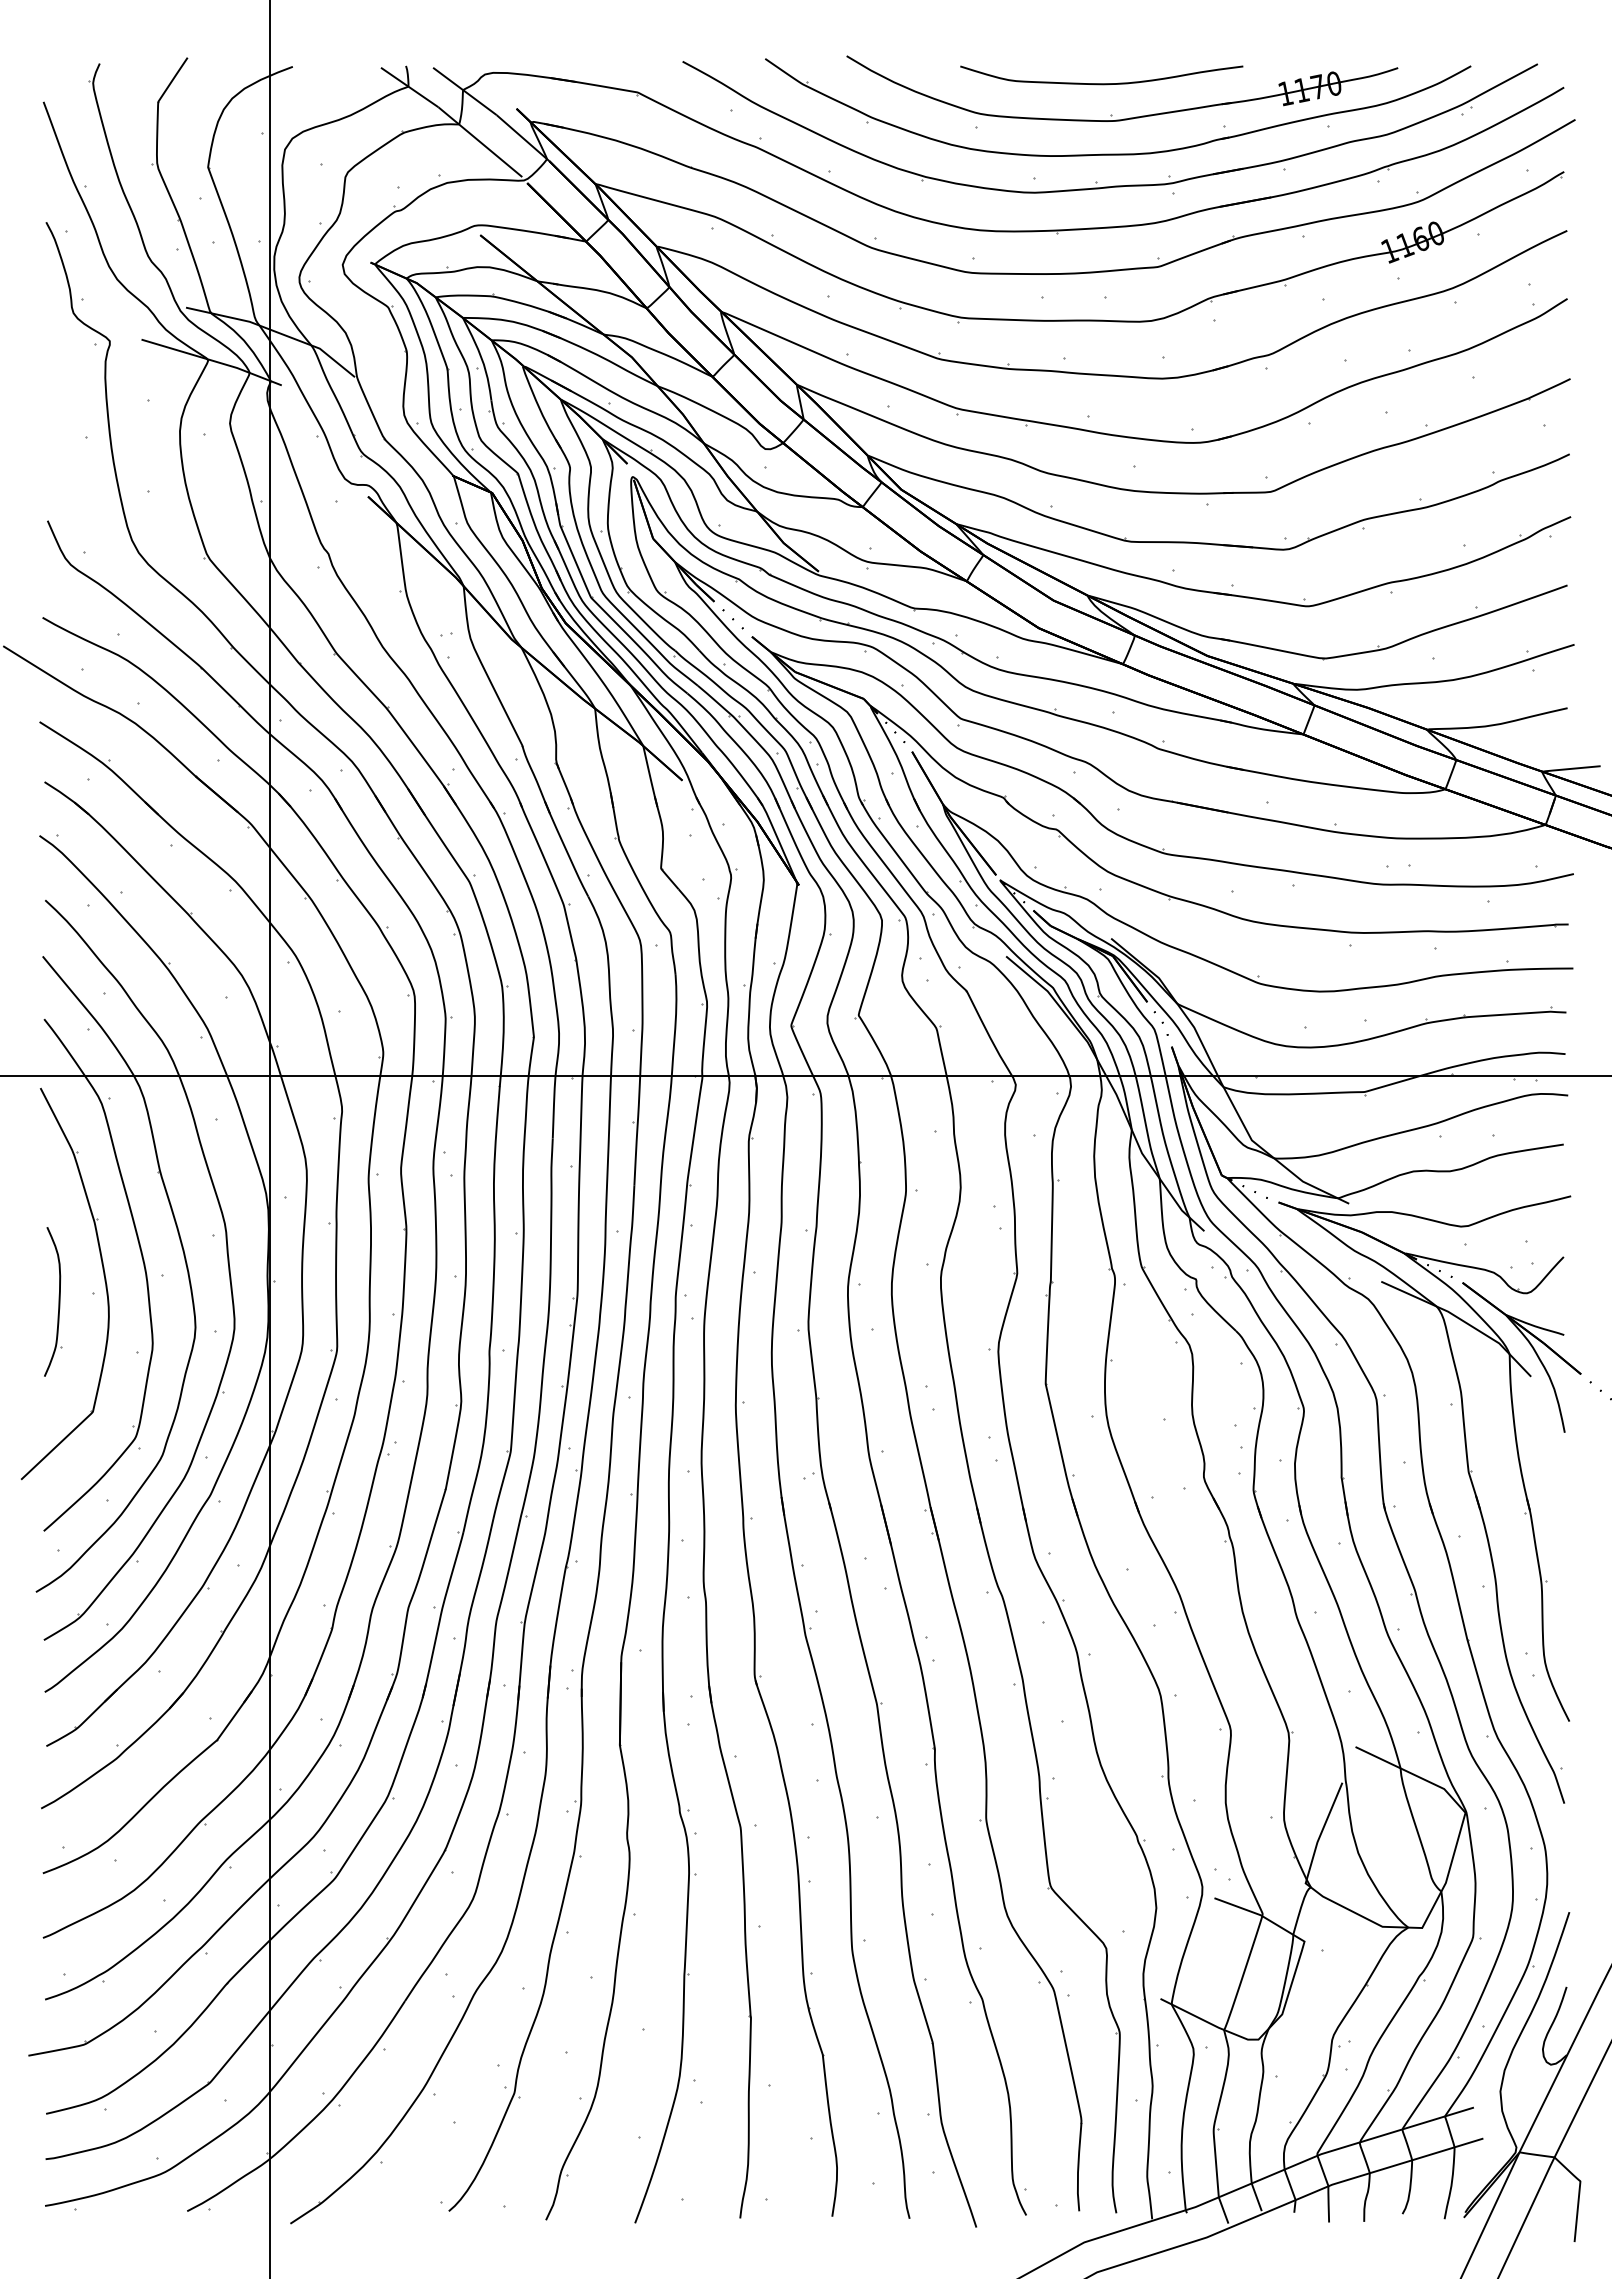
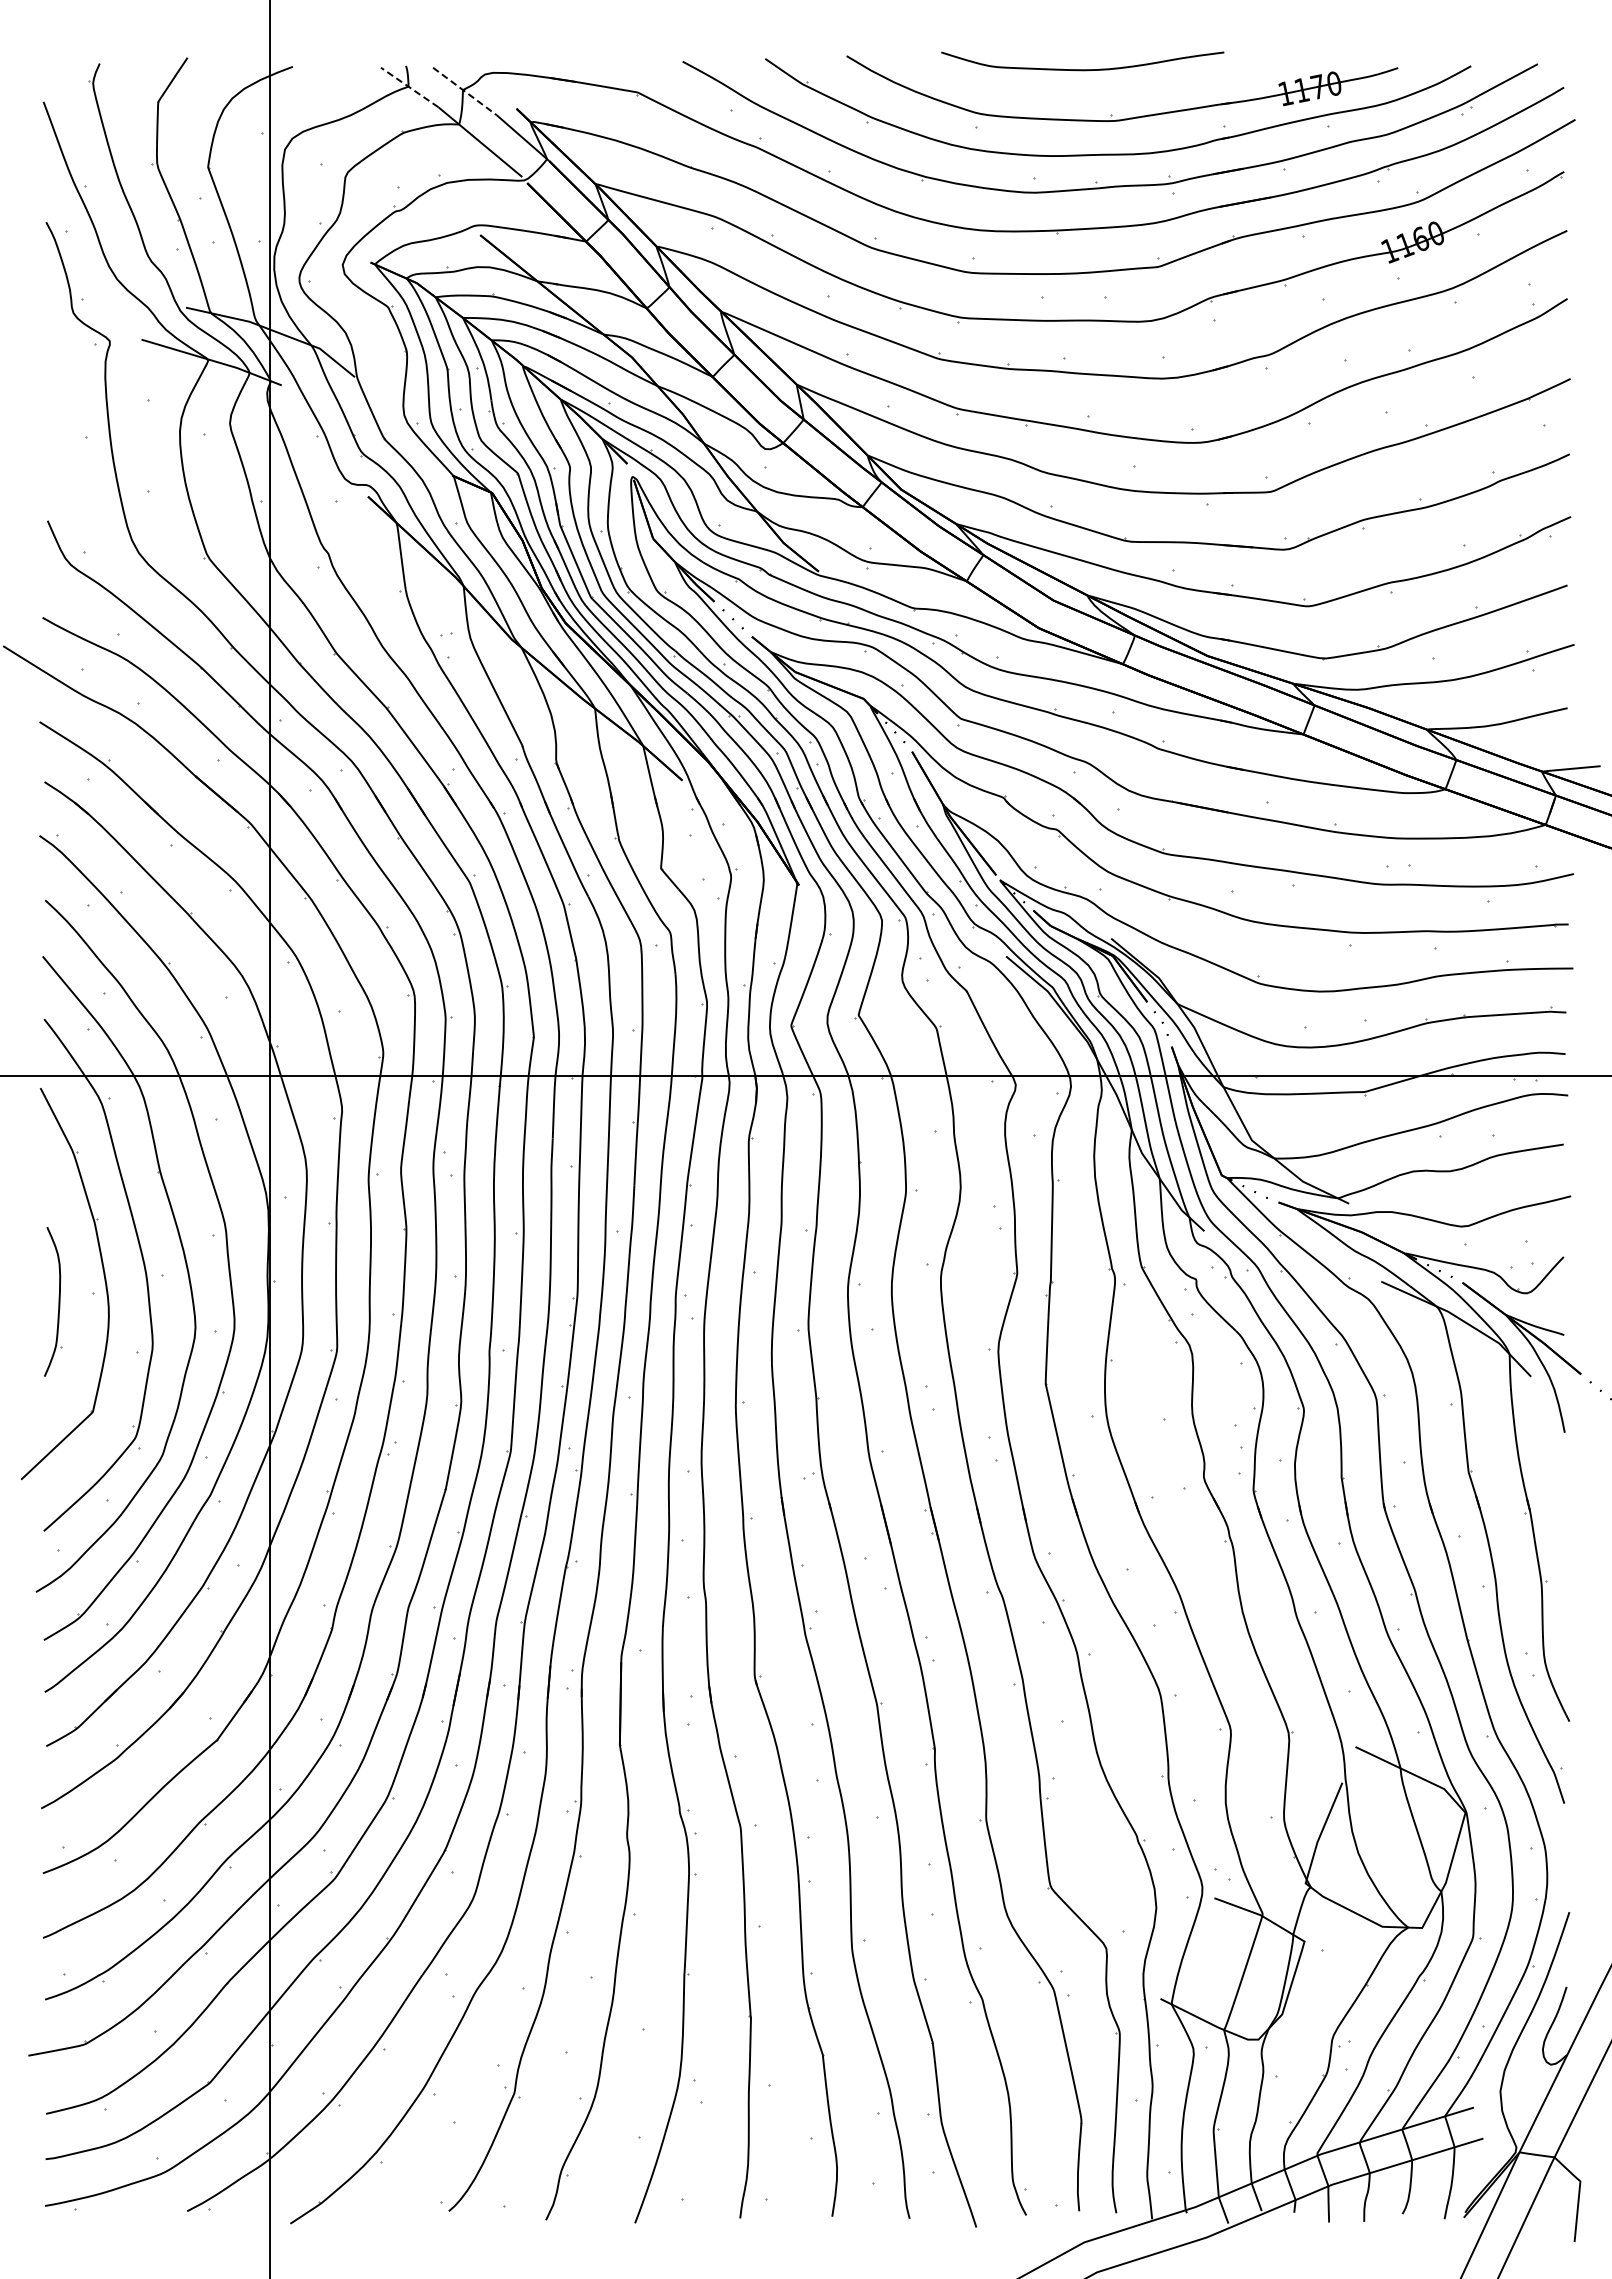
curve position: (1101, 83) -> (1082, 69) (1082, 69)
line: solid -> dashed (409, 87)
line: solid -> dashed (464, 91)
